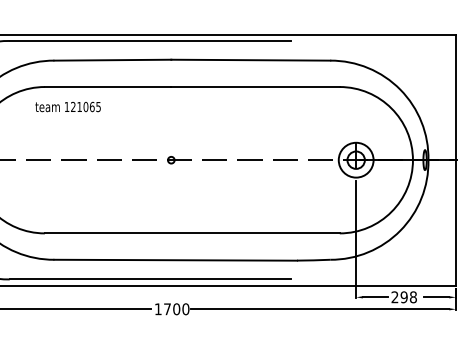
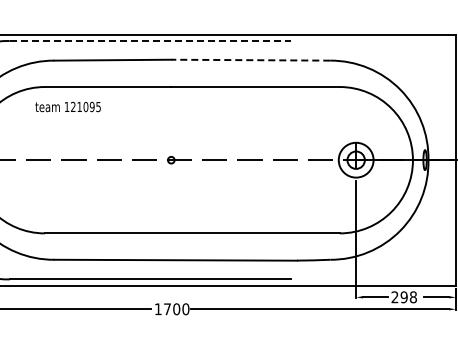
line: solid -> dashed (150, 40)
line: solid -> dashed (250, 60)
text: 121065 -> 121095 (91, 106)
